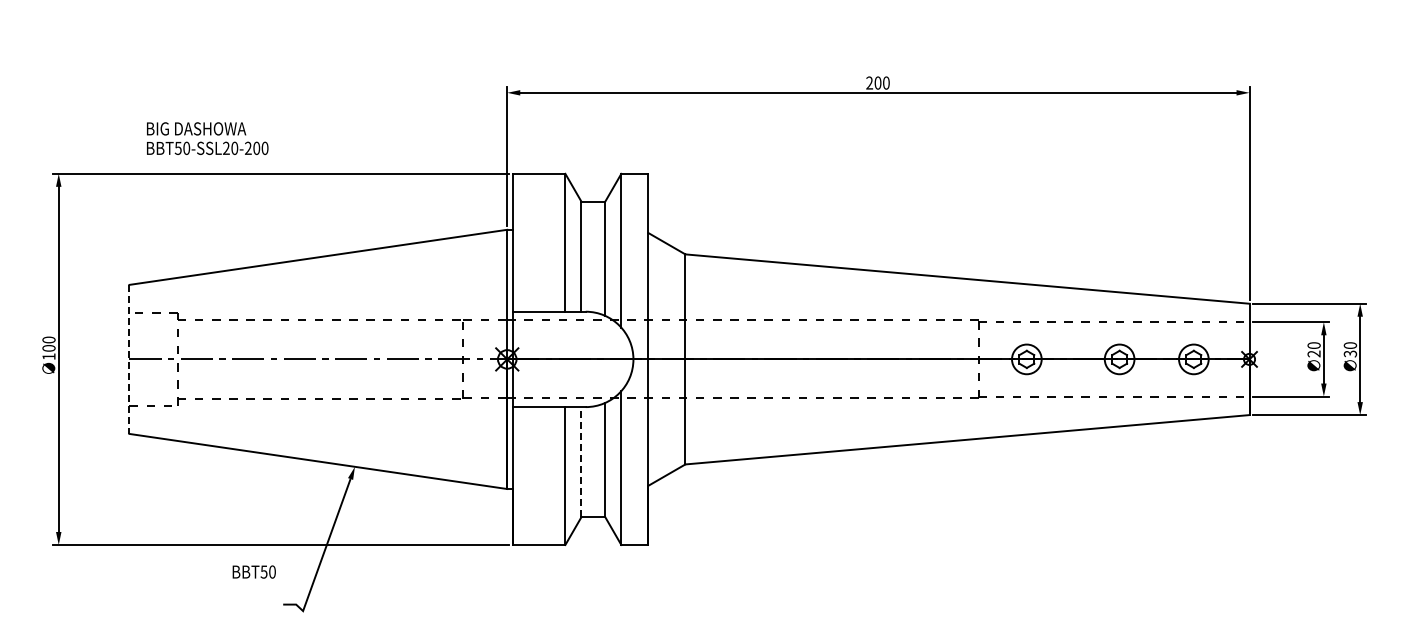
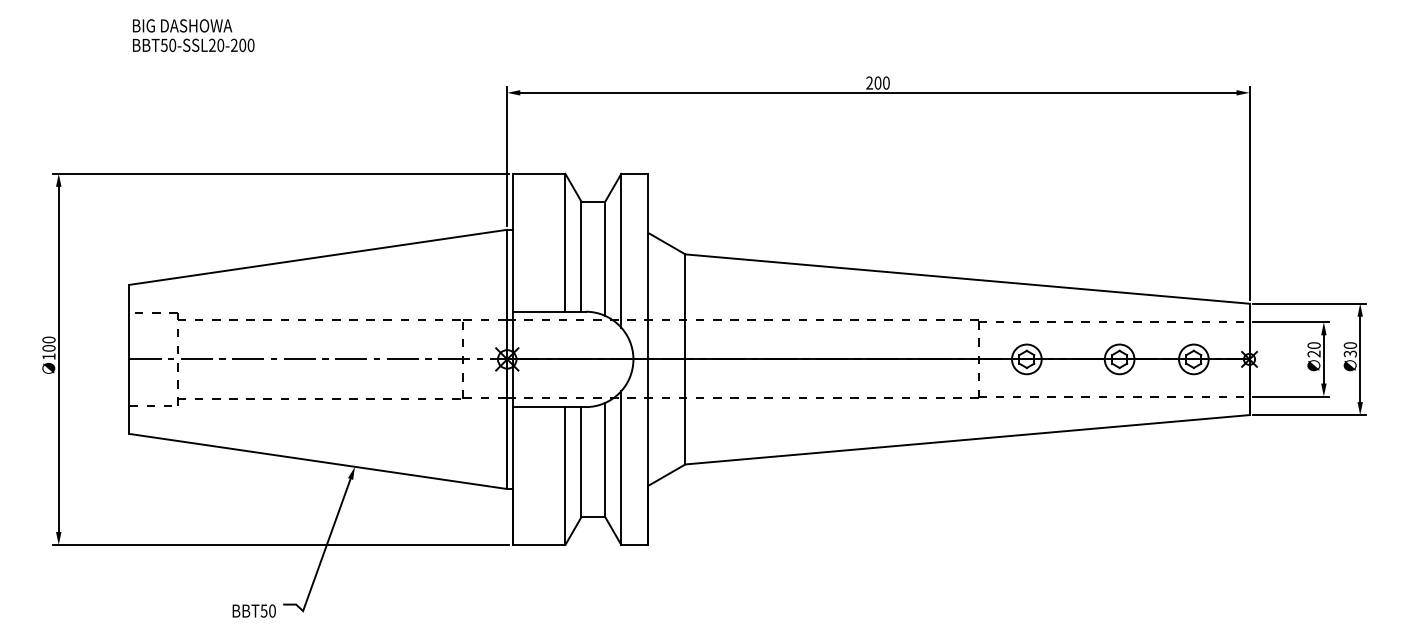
text position: (207, 138) -> (193, 35) (193, 35)
line: dashed -> solid (129, 359)
line: dashed -> solid (581, 461)
text position: (253, 571) -> (253, 610) (253, 610)
